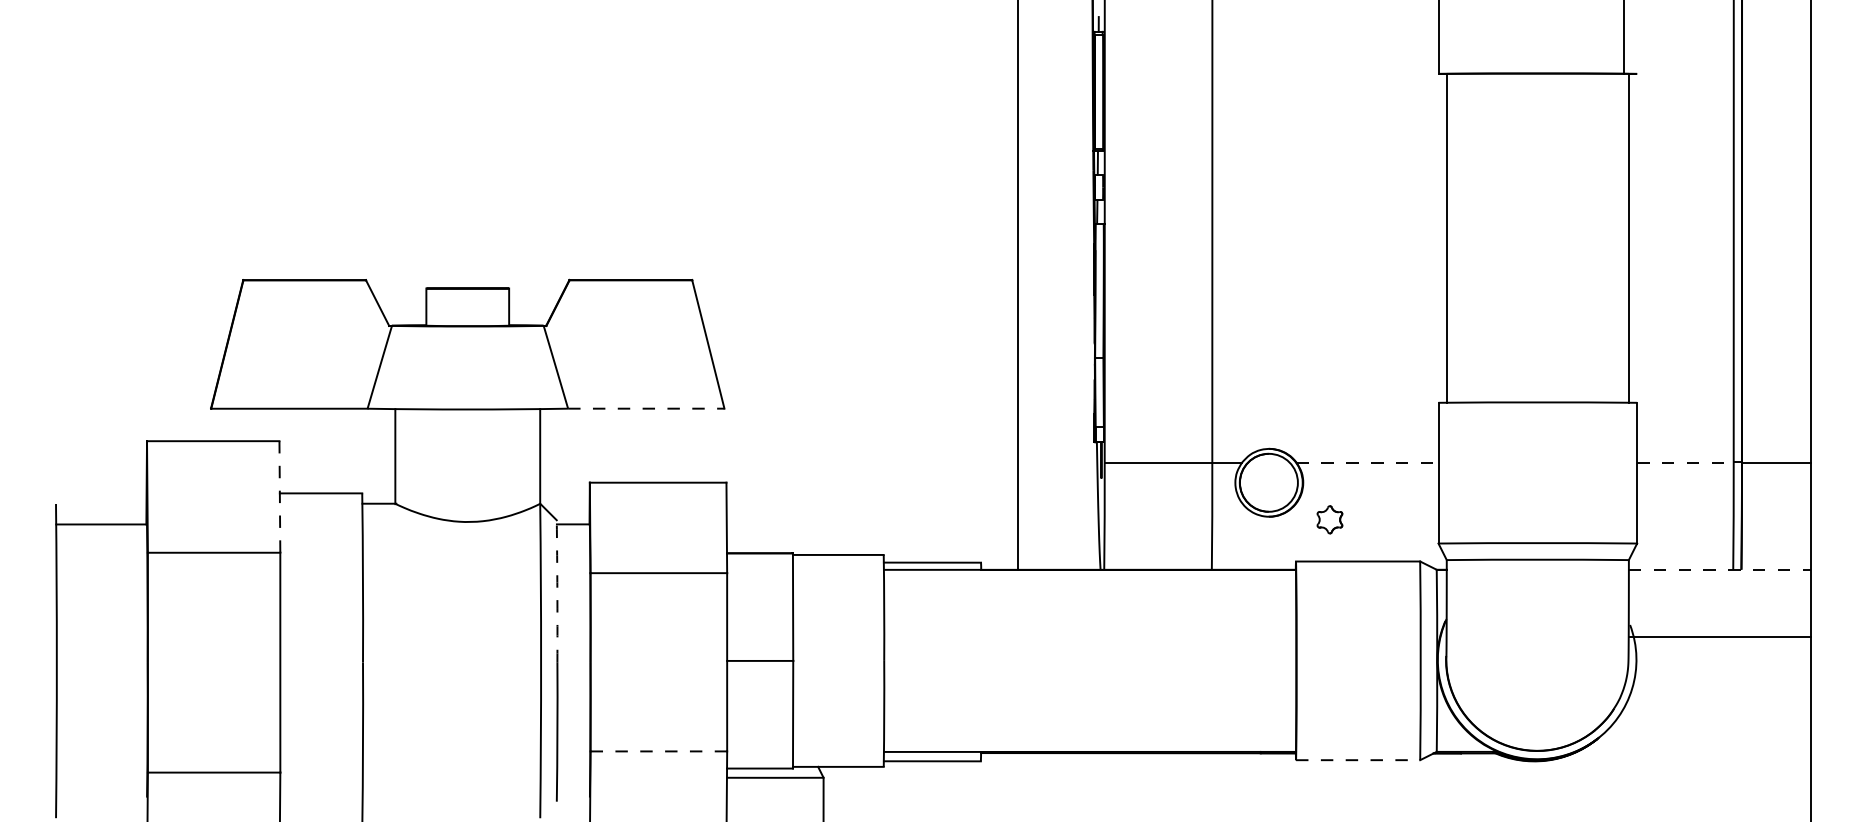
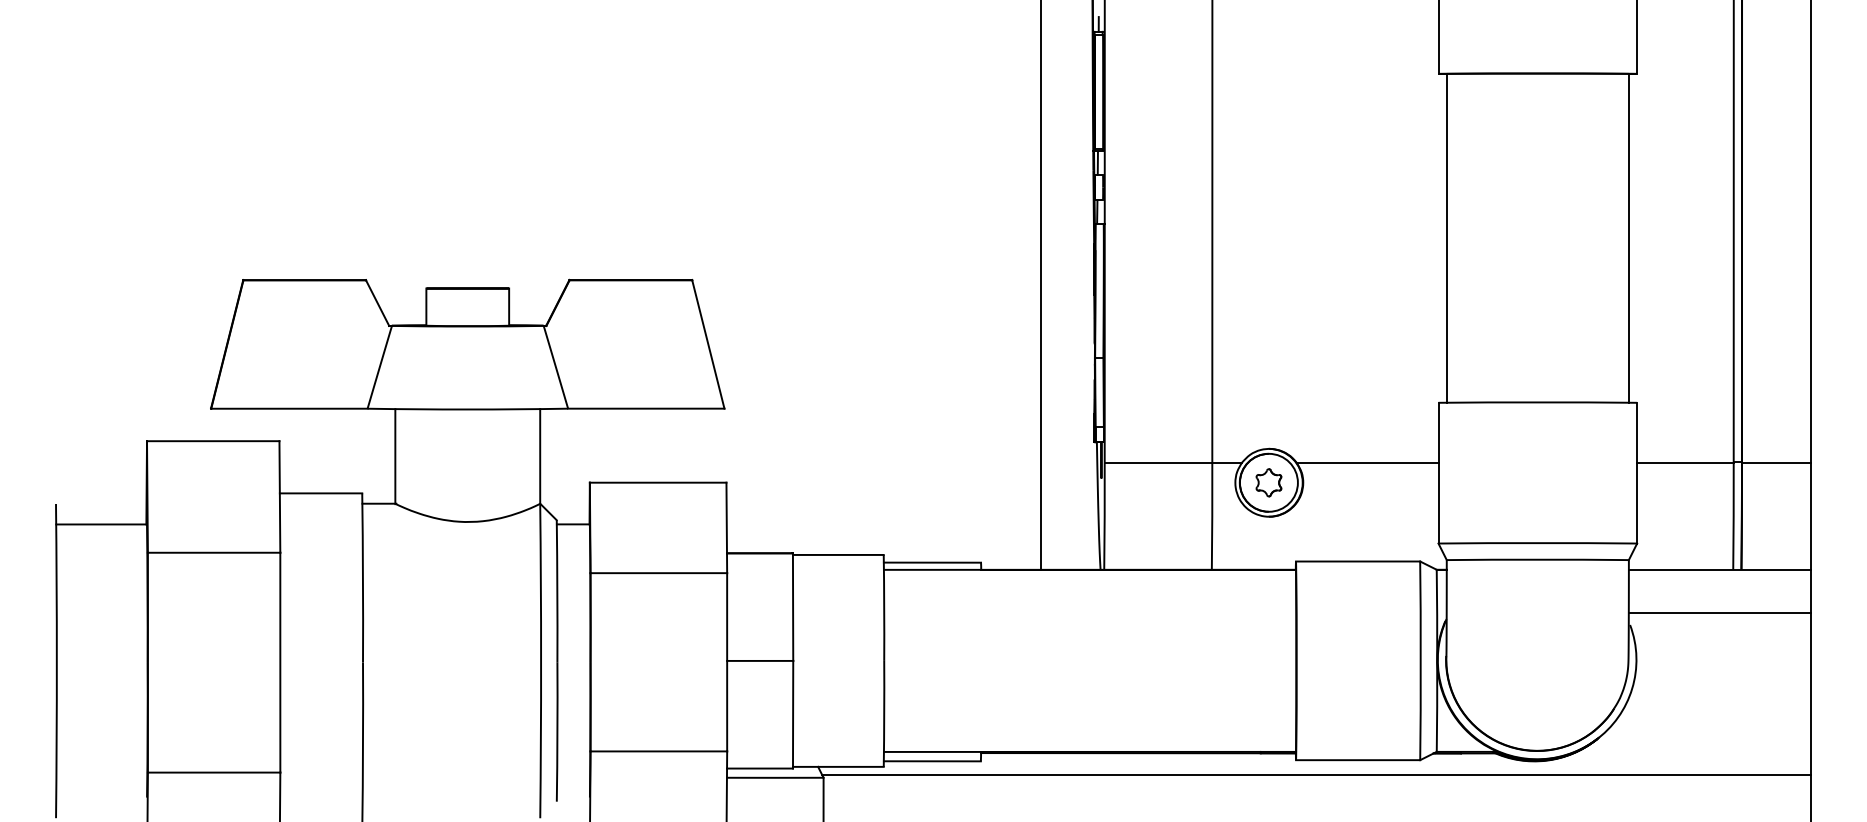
line position: (1624, 37) -> (1637, 37) (1637, 37)
line position: (1017, 285) -> (1040, 285) (1040, 285)
line: dashed -> solid (646, 408)
line: dashed -> solid (1367, 462)
line: dashed -> solid (1685, 462)
line: dashed -> solid (279, 496)
part position: (1329, 519) -> (1268, 482) (1268, 482)
line: dashed -> solid (1720, 569)
arc: dashed -> solid (557, 591)
line position: (1719, 636) -> (1719, 612) (1719, 612)
line: dashed -> solid (659, 751)
line: dashed -> solid (1358, 760)
line: none -> present (1316, 775)
